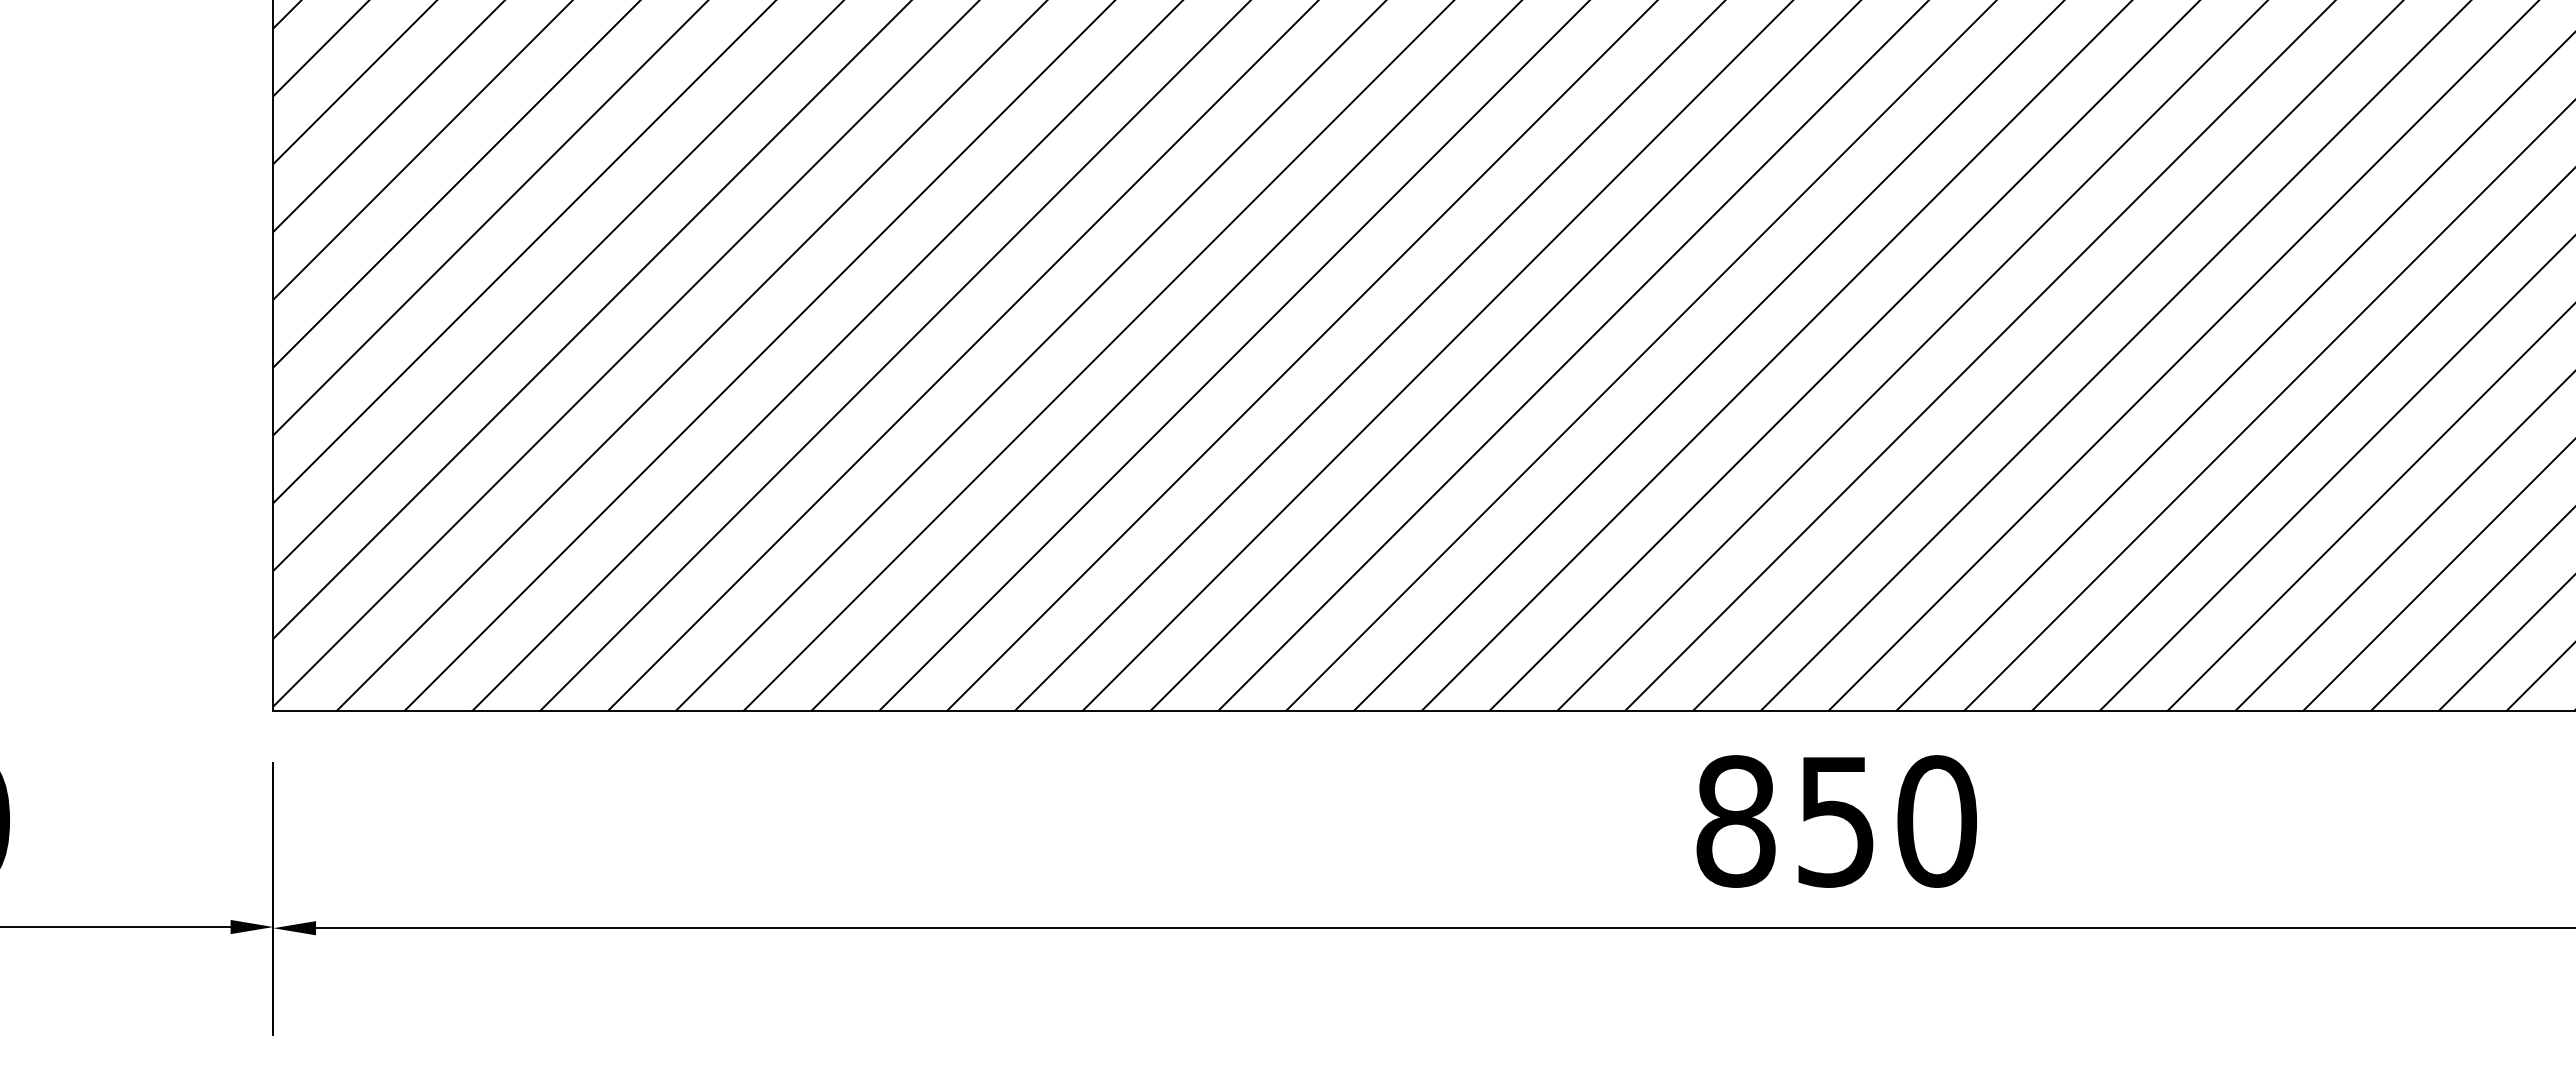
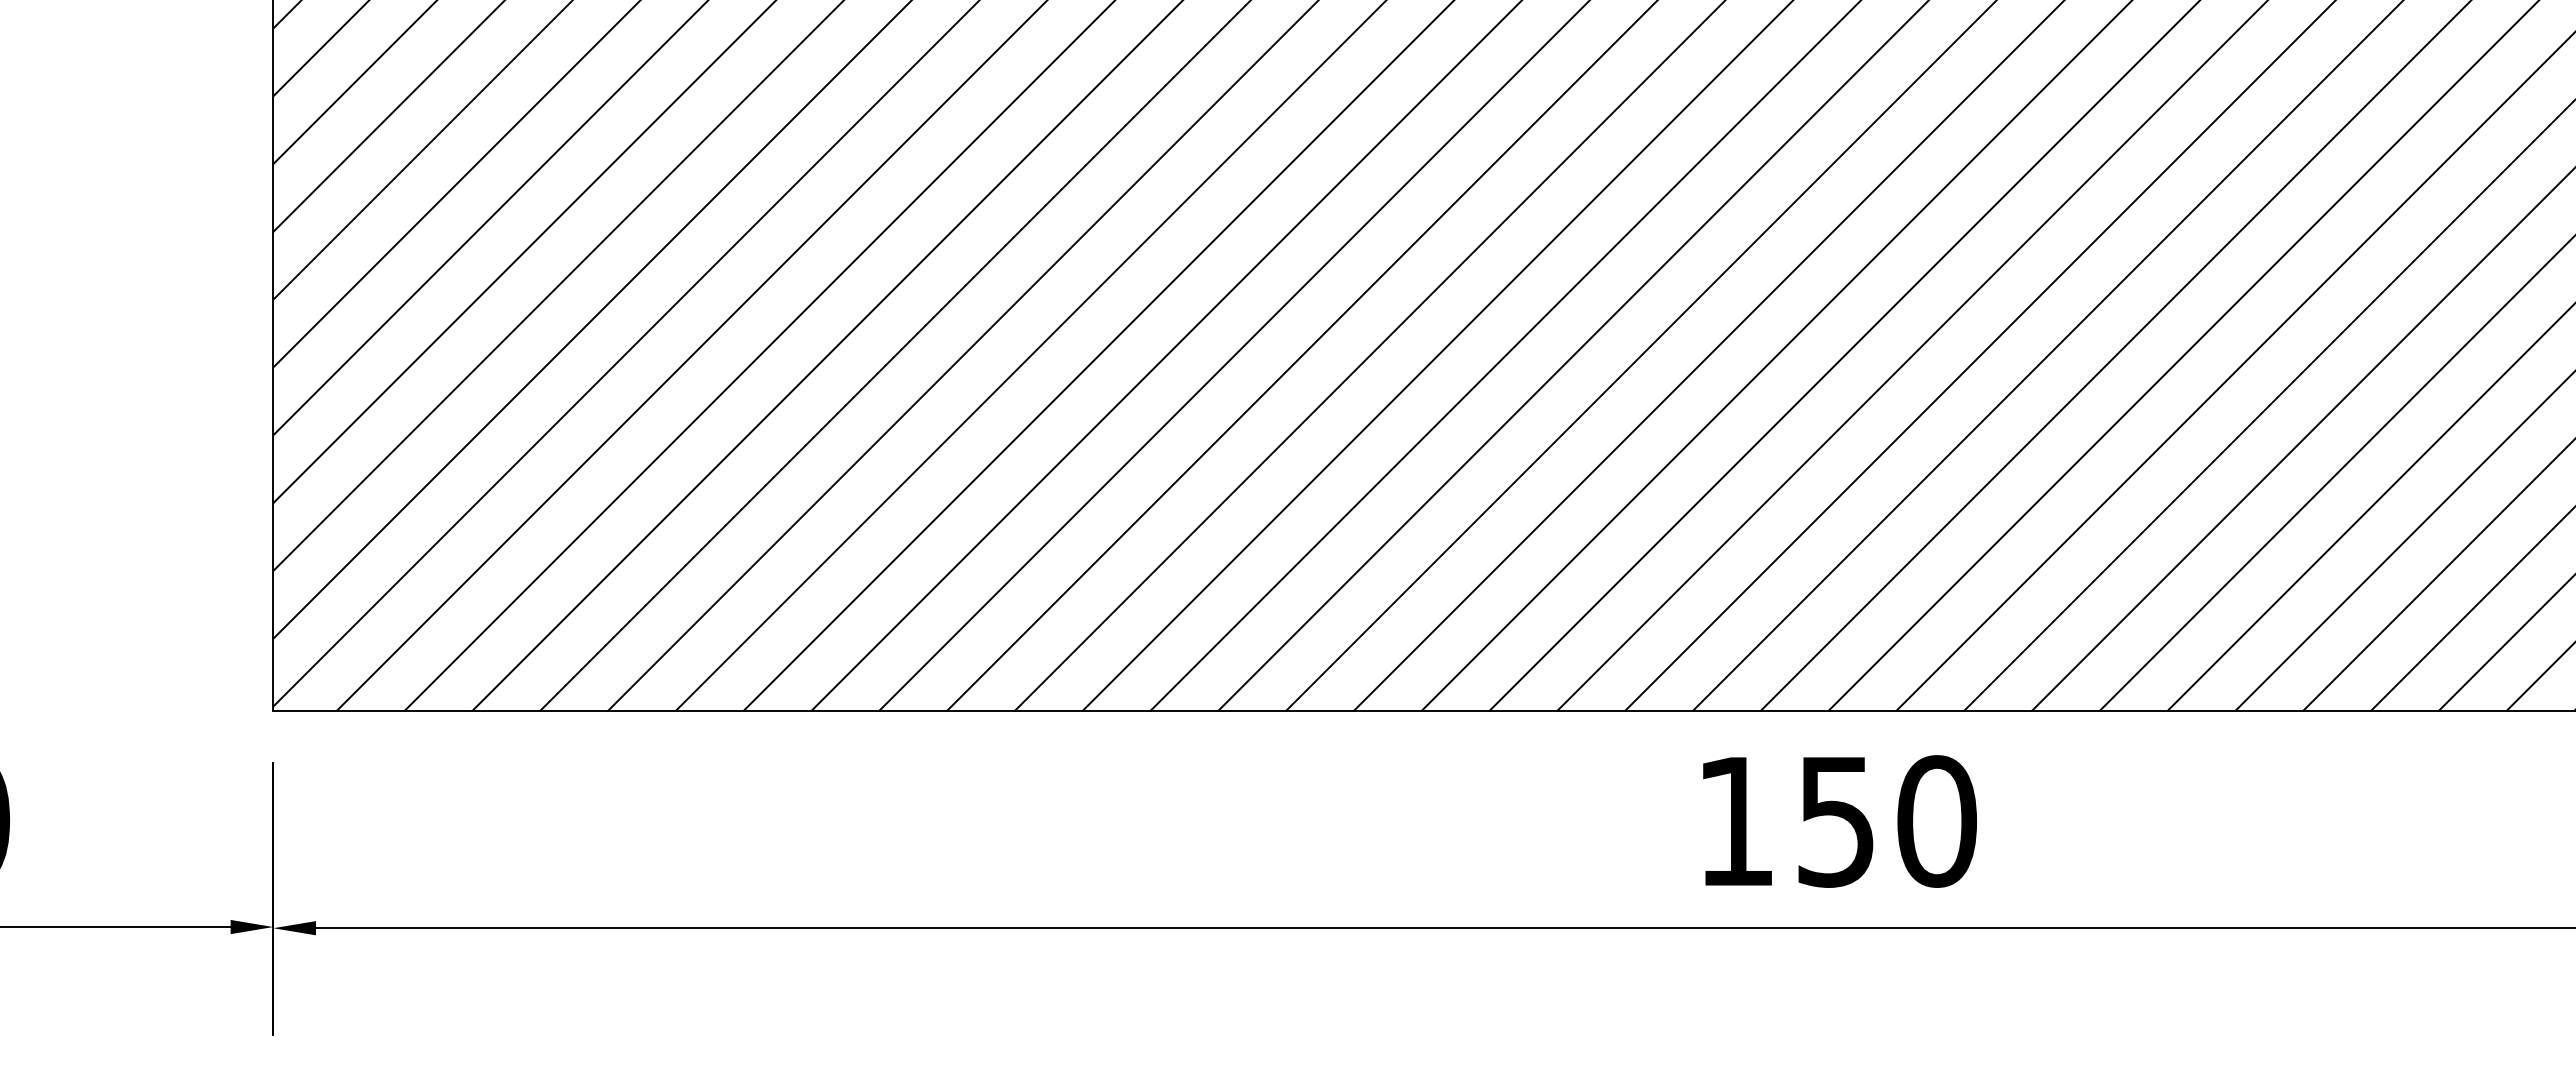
text: 850 -> 150 (1735, 821)
